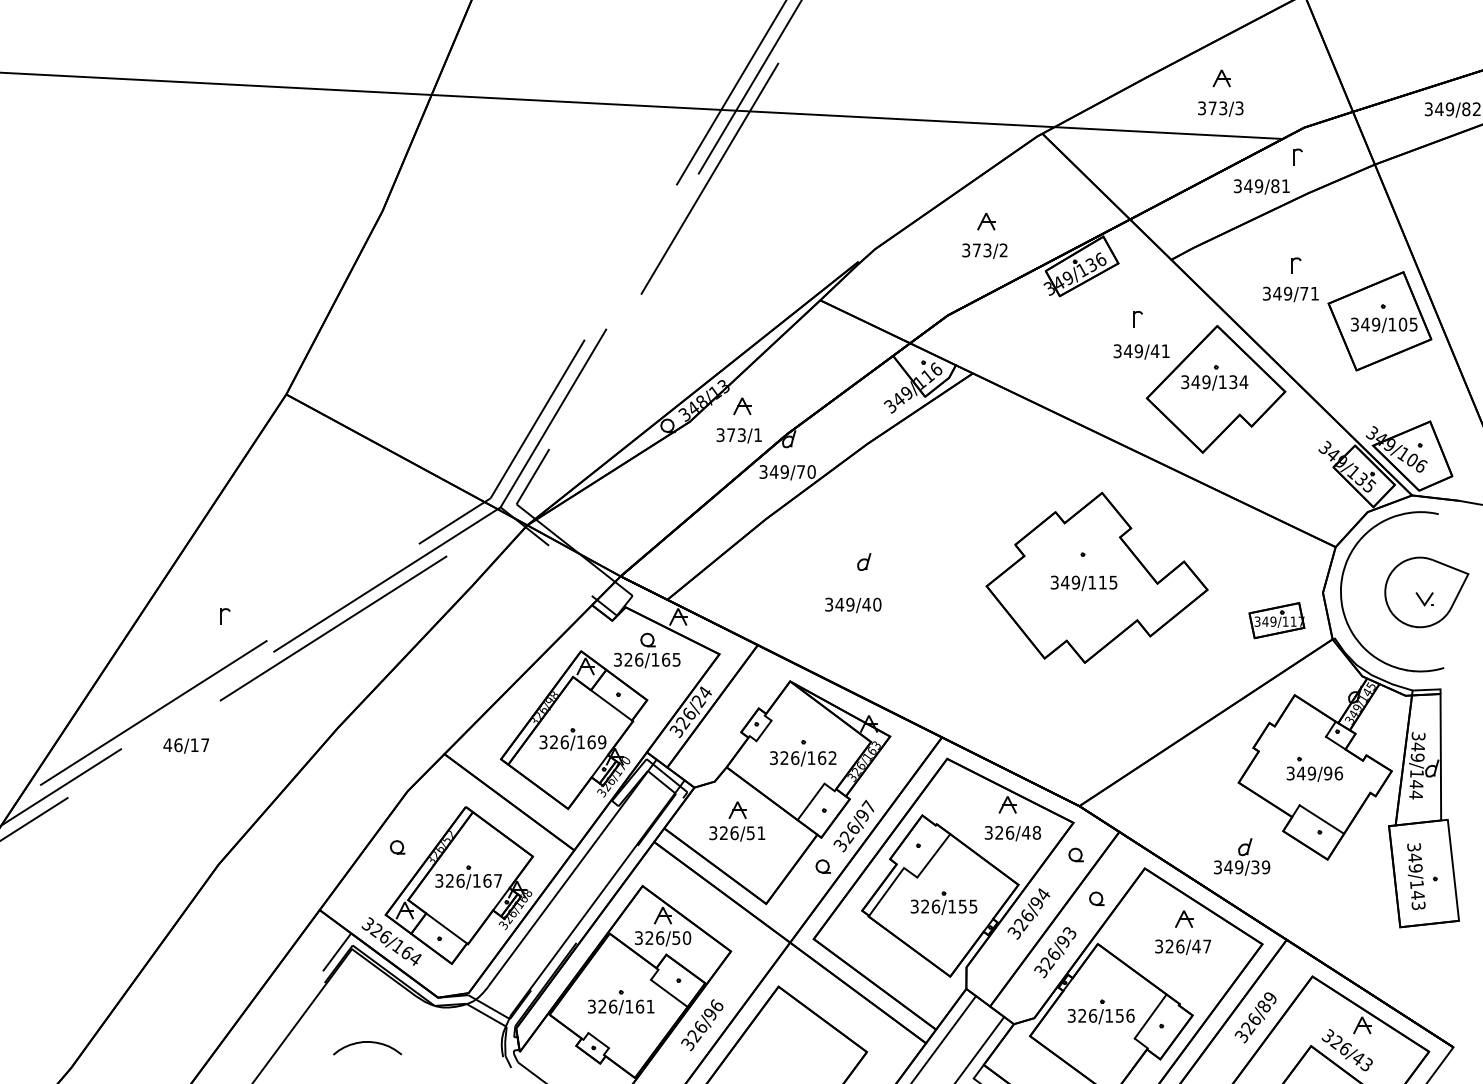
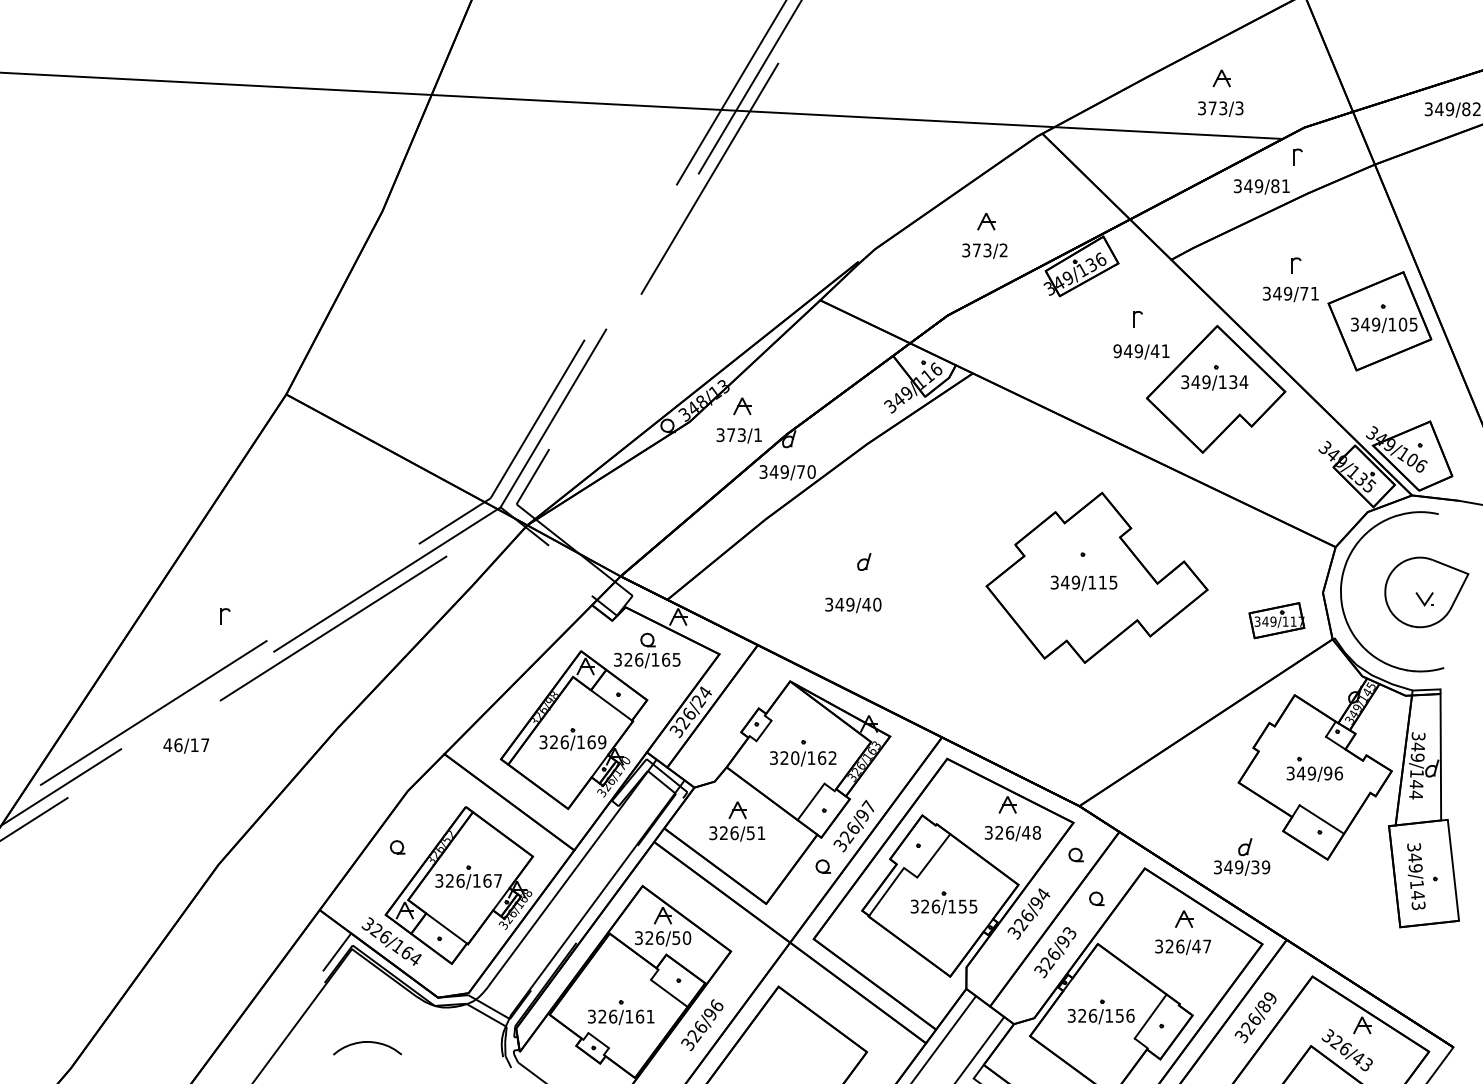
text: 349/41 -> 949/41 (1117, 350)
text: 326/162 -> 320/162 (795, 757)
part position: (621, 1002) -> (621, 1012) (621, 1012)
